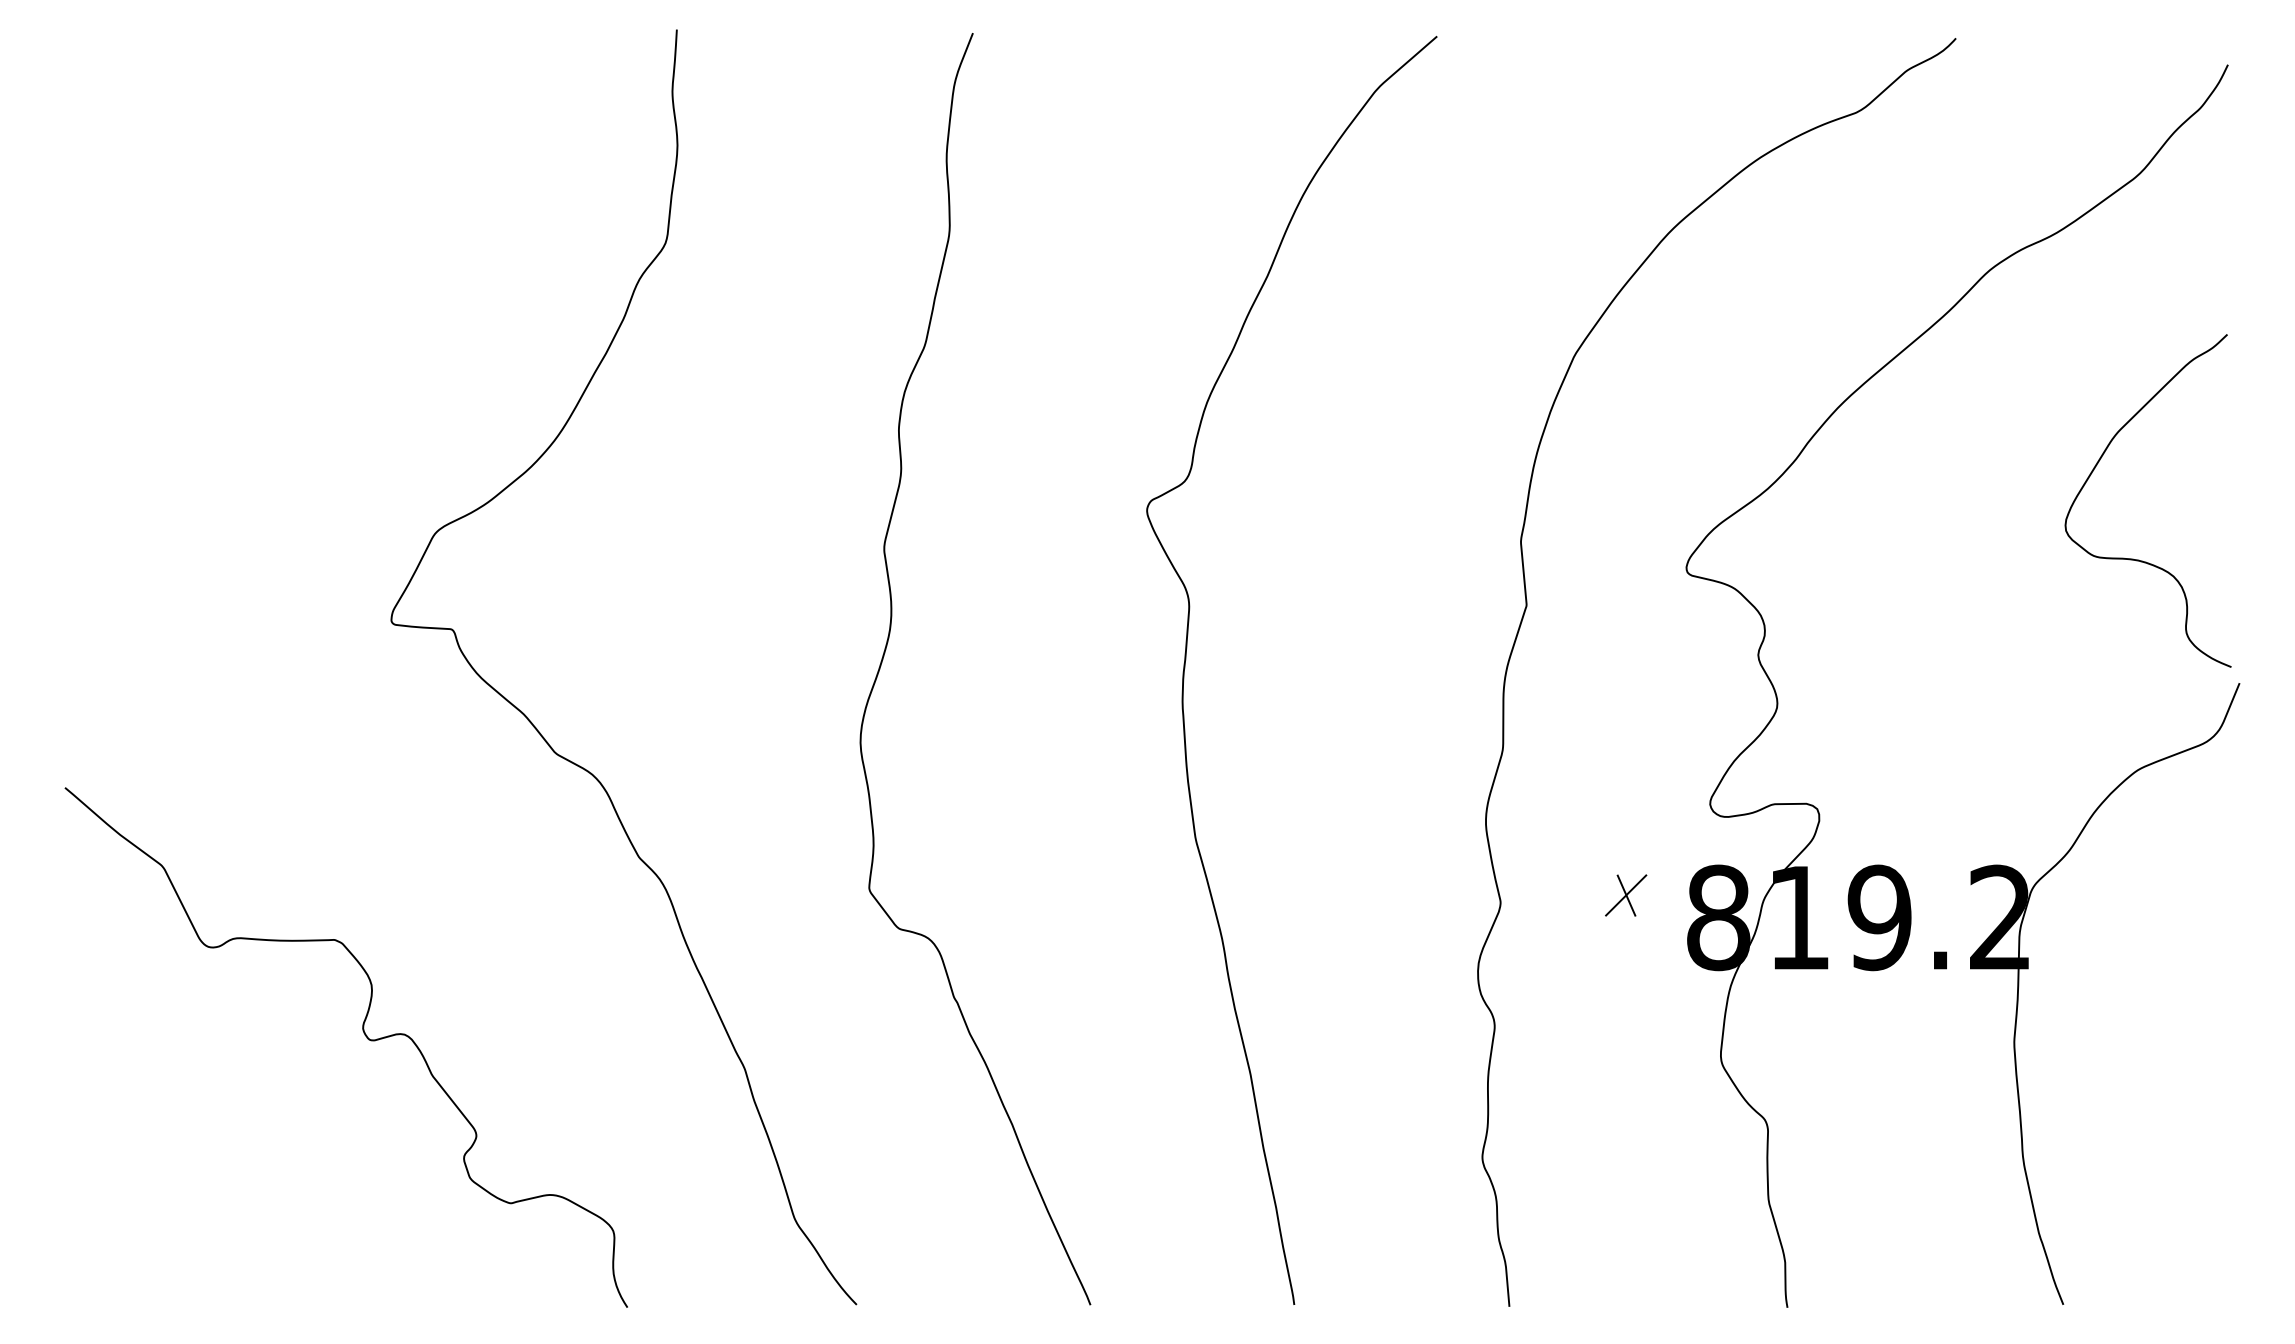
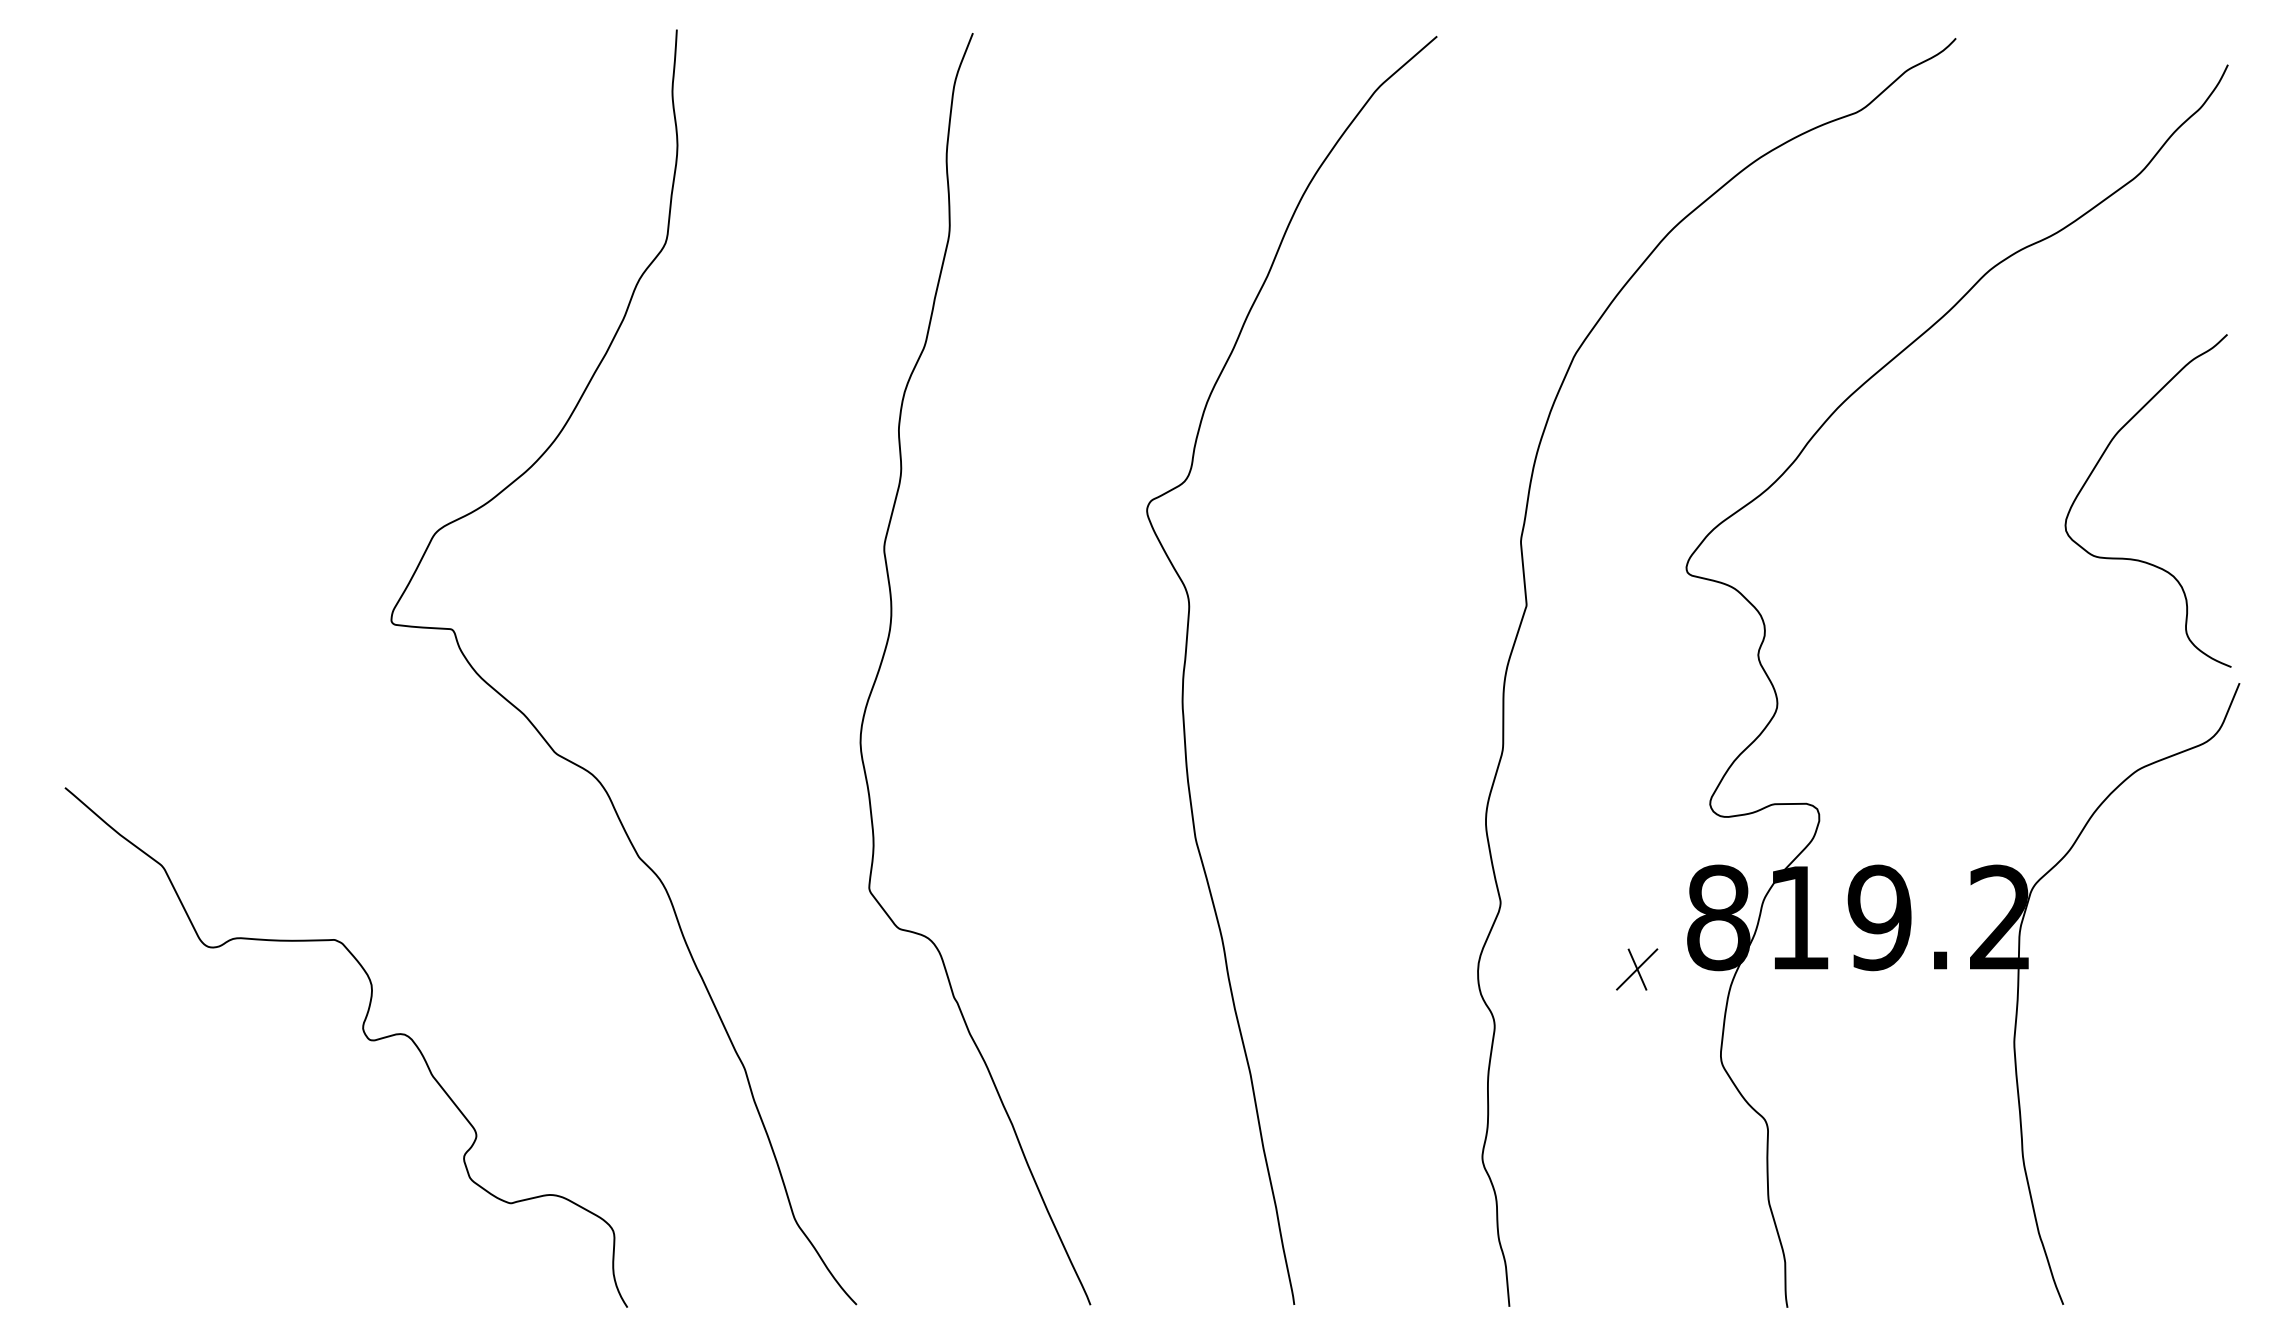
part position: (1626, 895) -> (1637, 969) (1637, 969)
